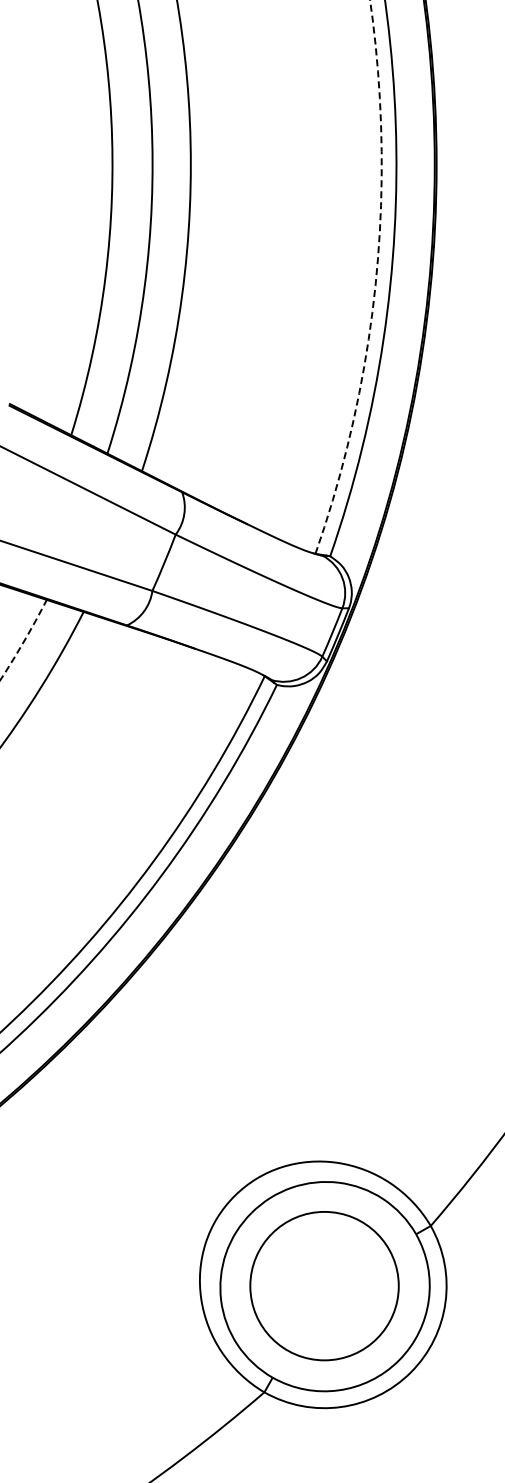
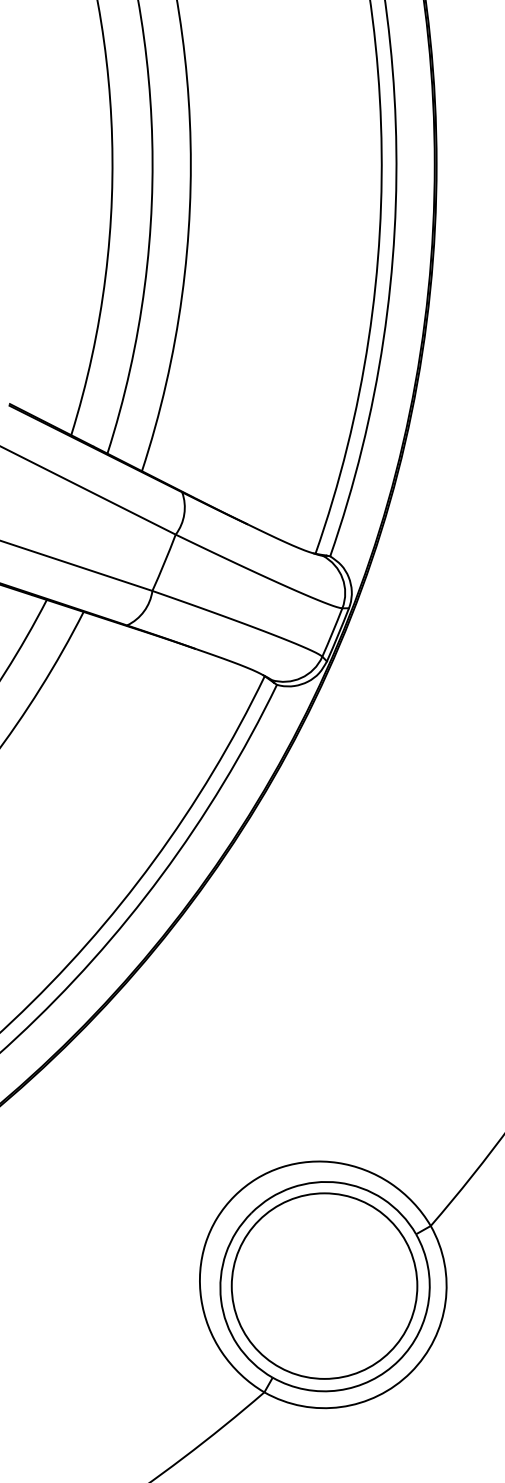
arc: dashed -> solid (375, 281)
arc: dashed -> solid (24, 640)
circle diameter: 148 px -> 186 px (324, 1285)
